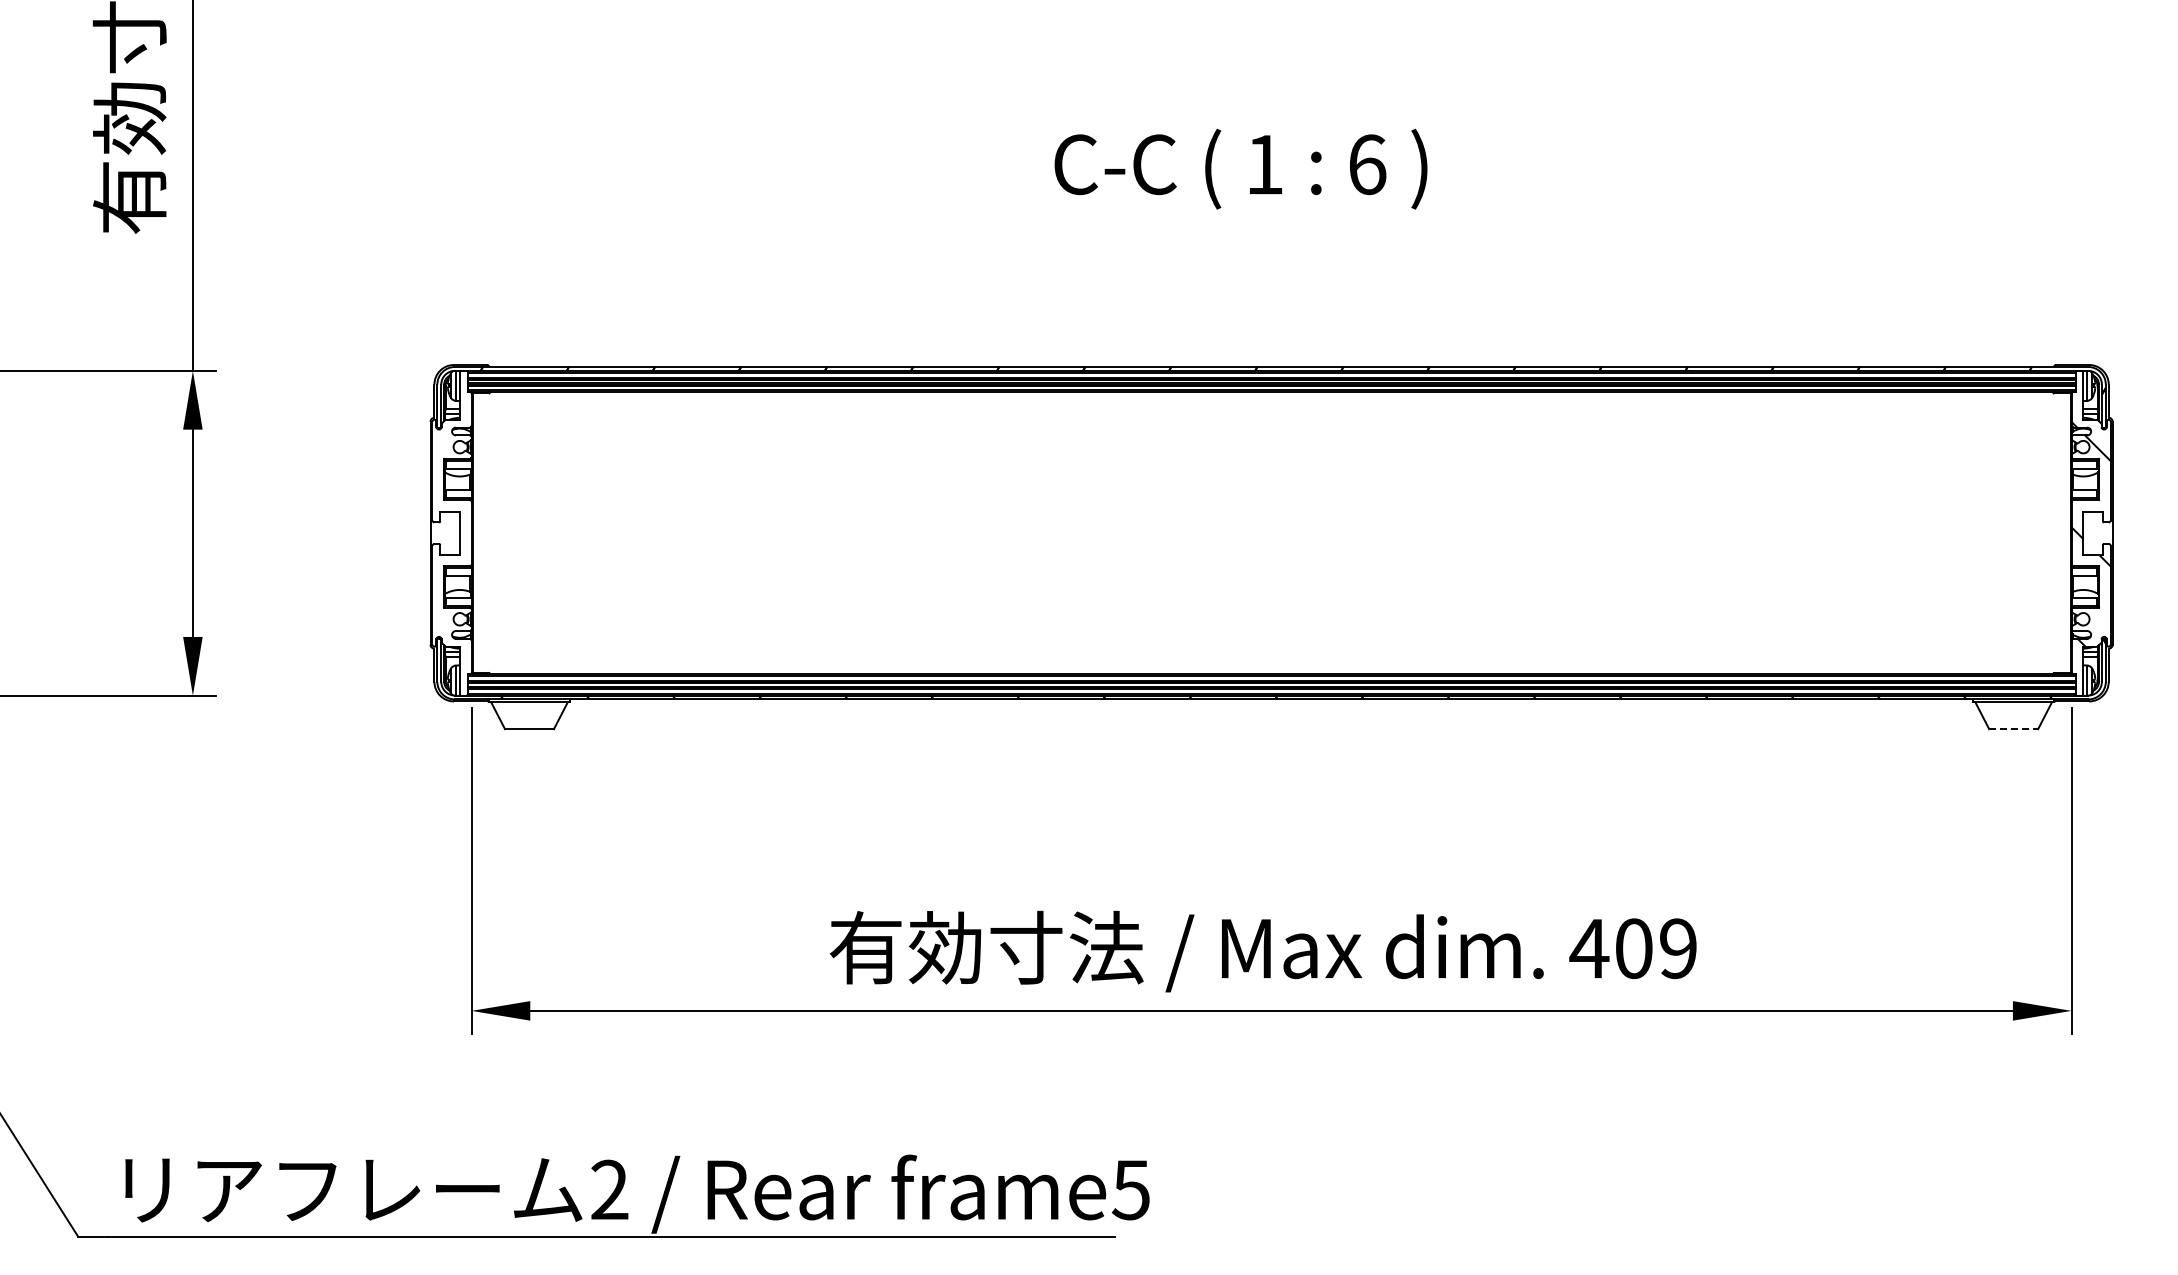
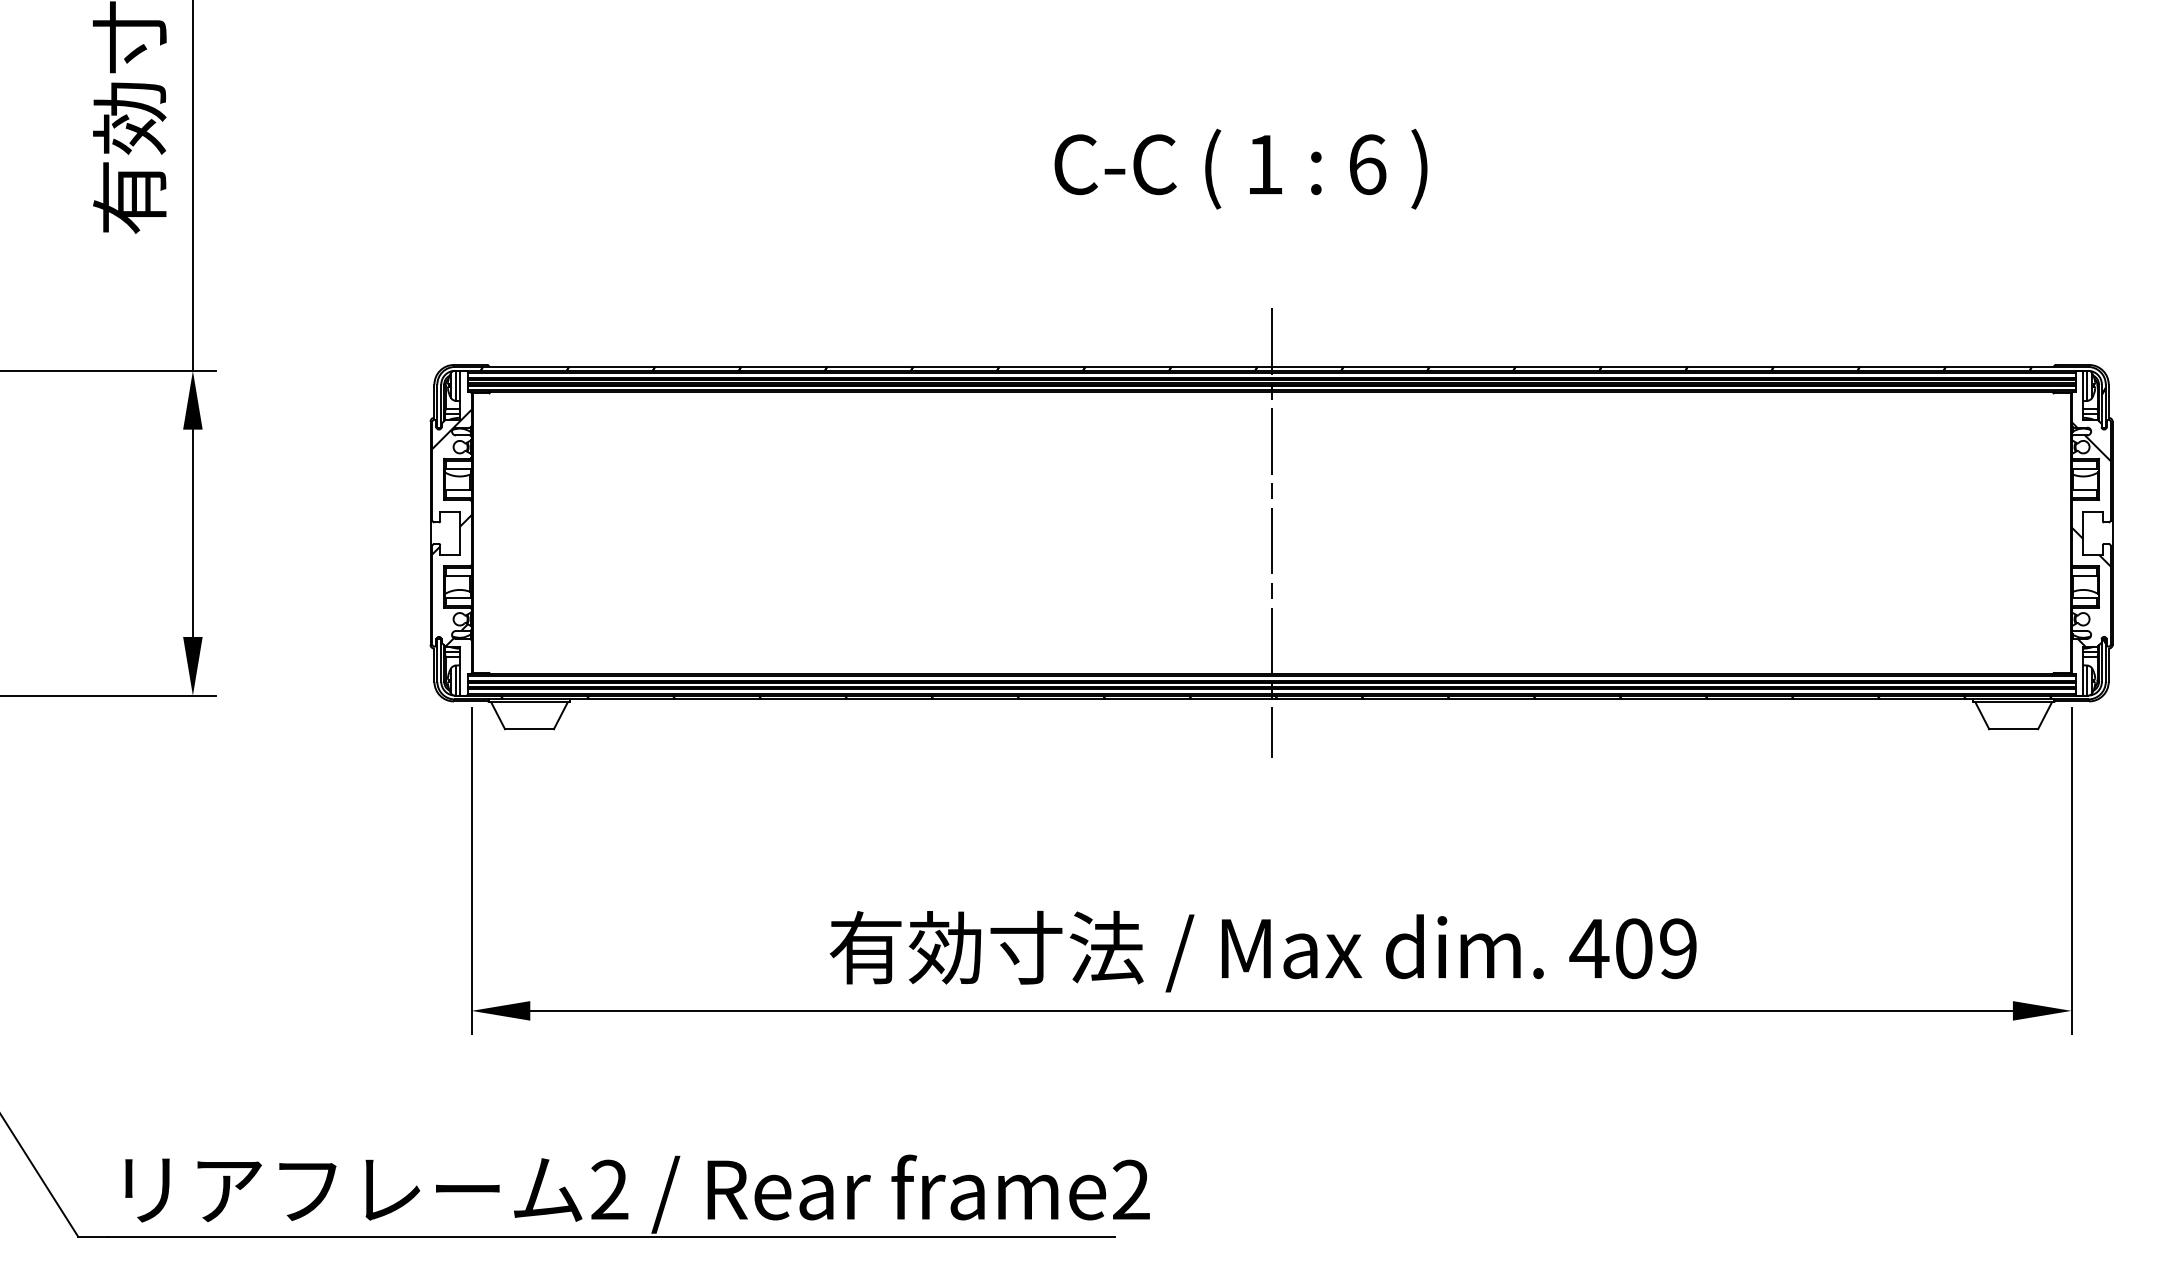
hatch: none -> present (451, 527)
line: none -> present (1271, 533)
line: dashed -> solid (2014, 729)
text: frame5 -> frame2 (1130, 1189)
